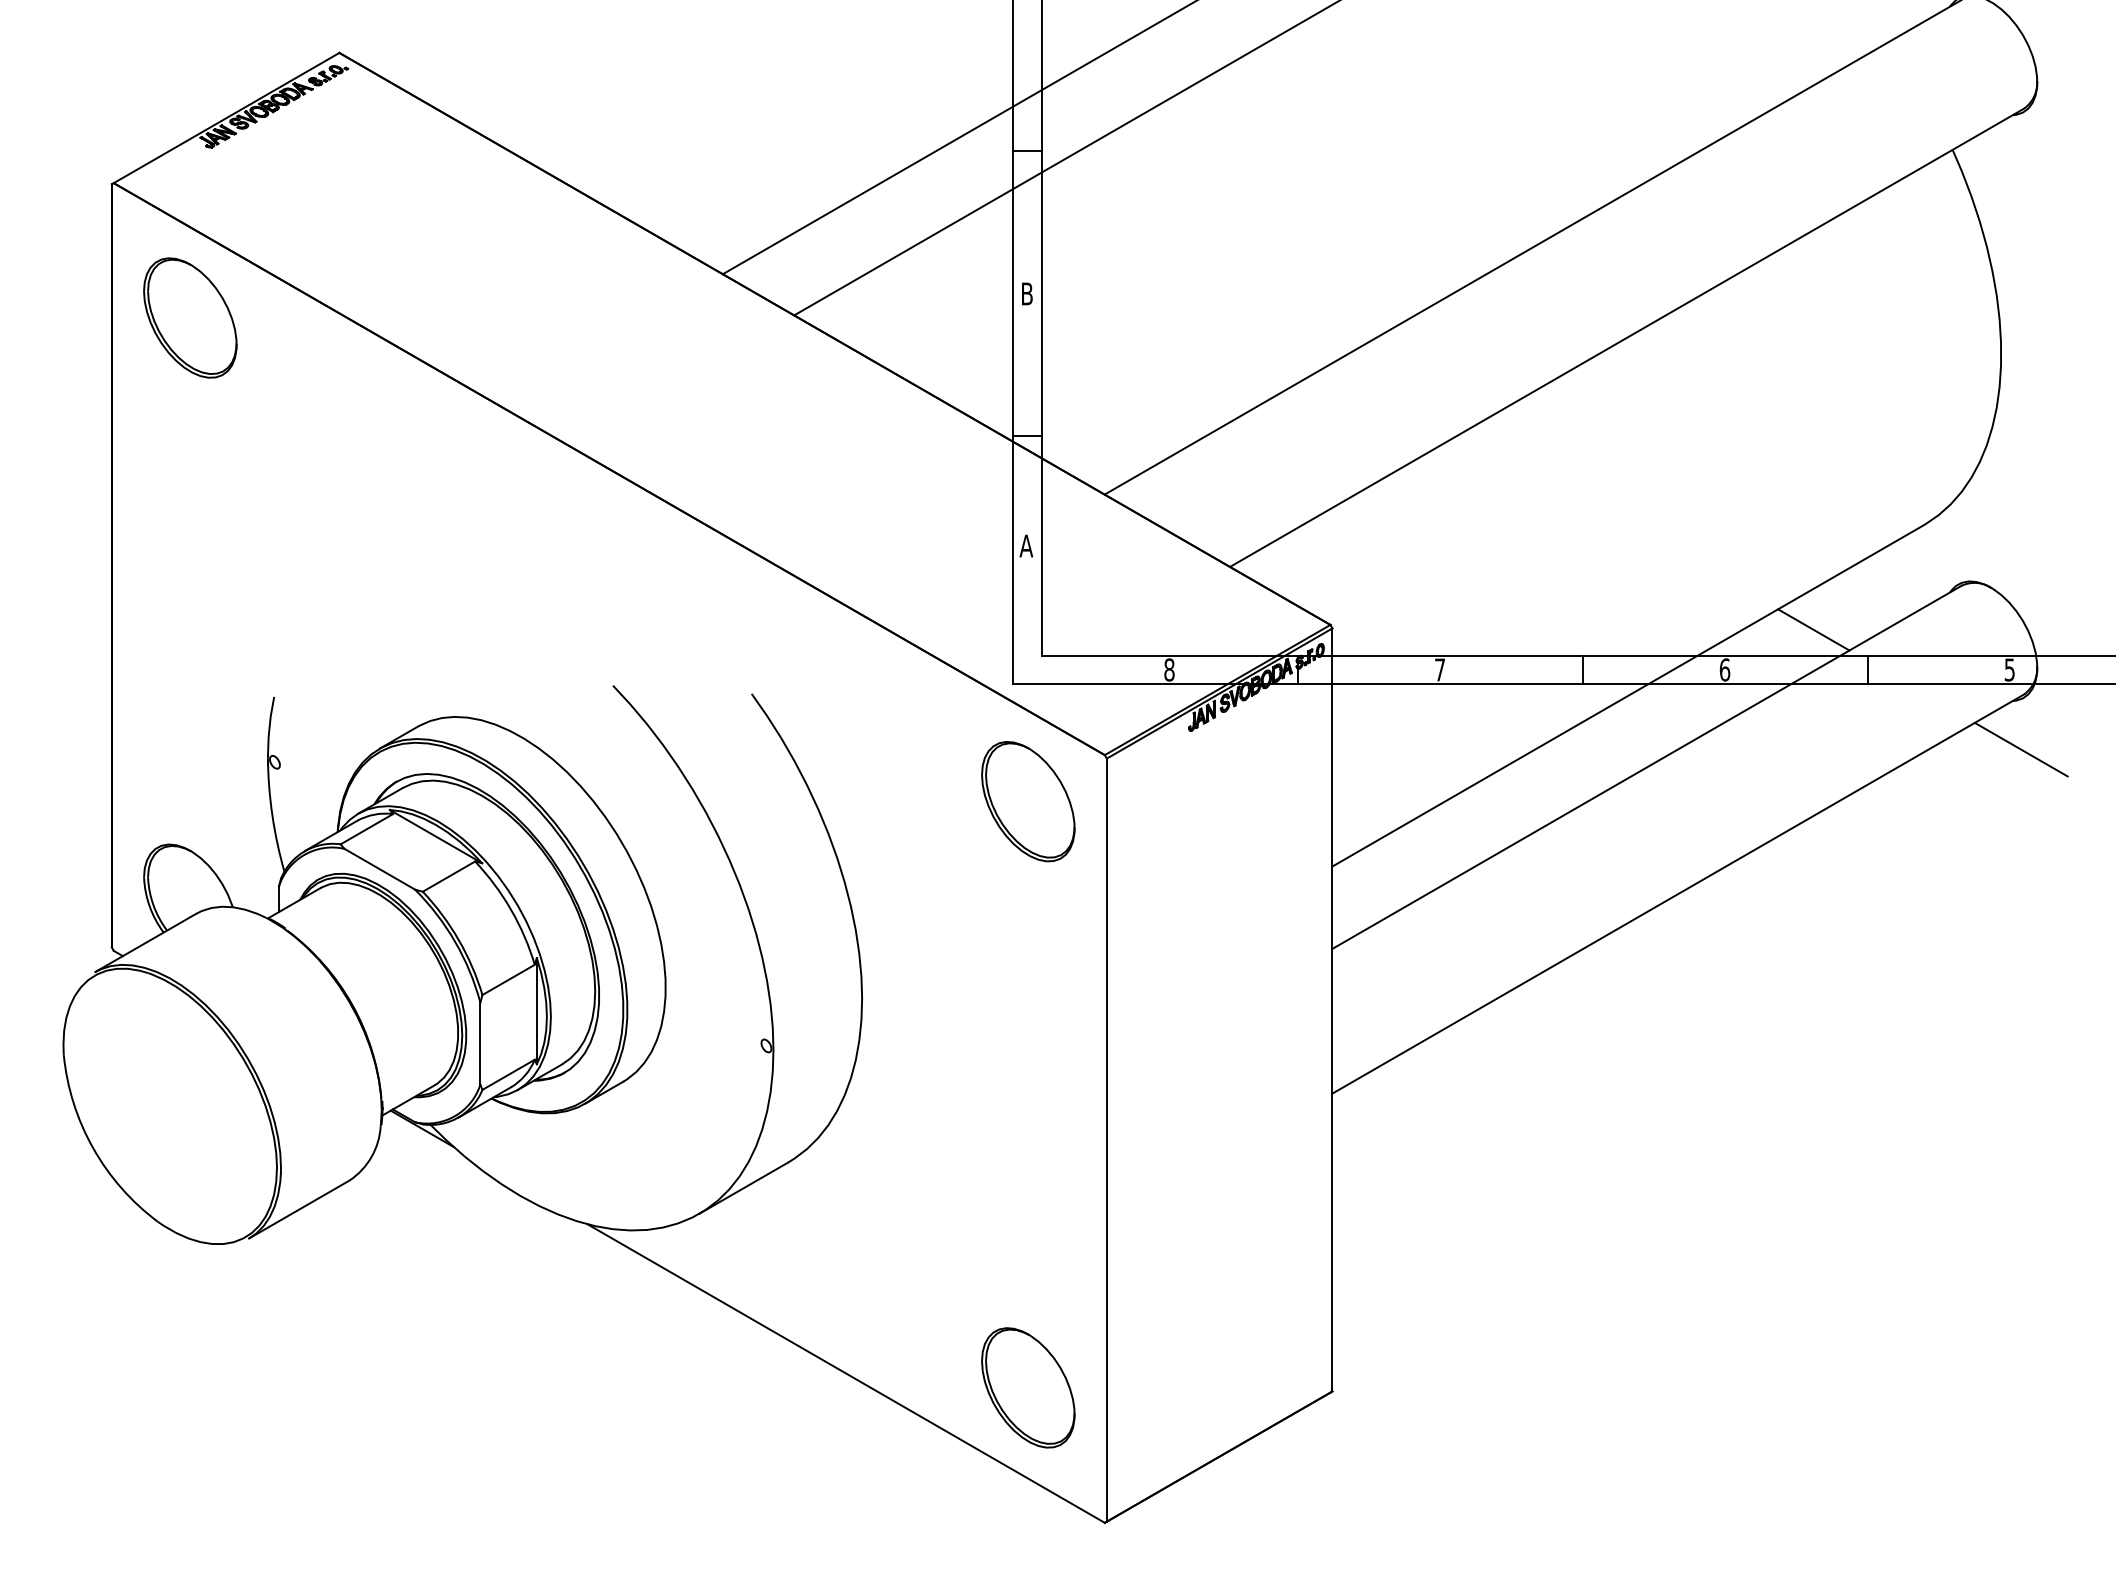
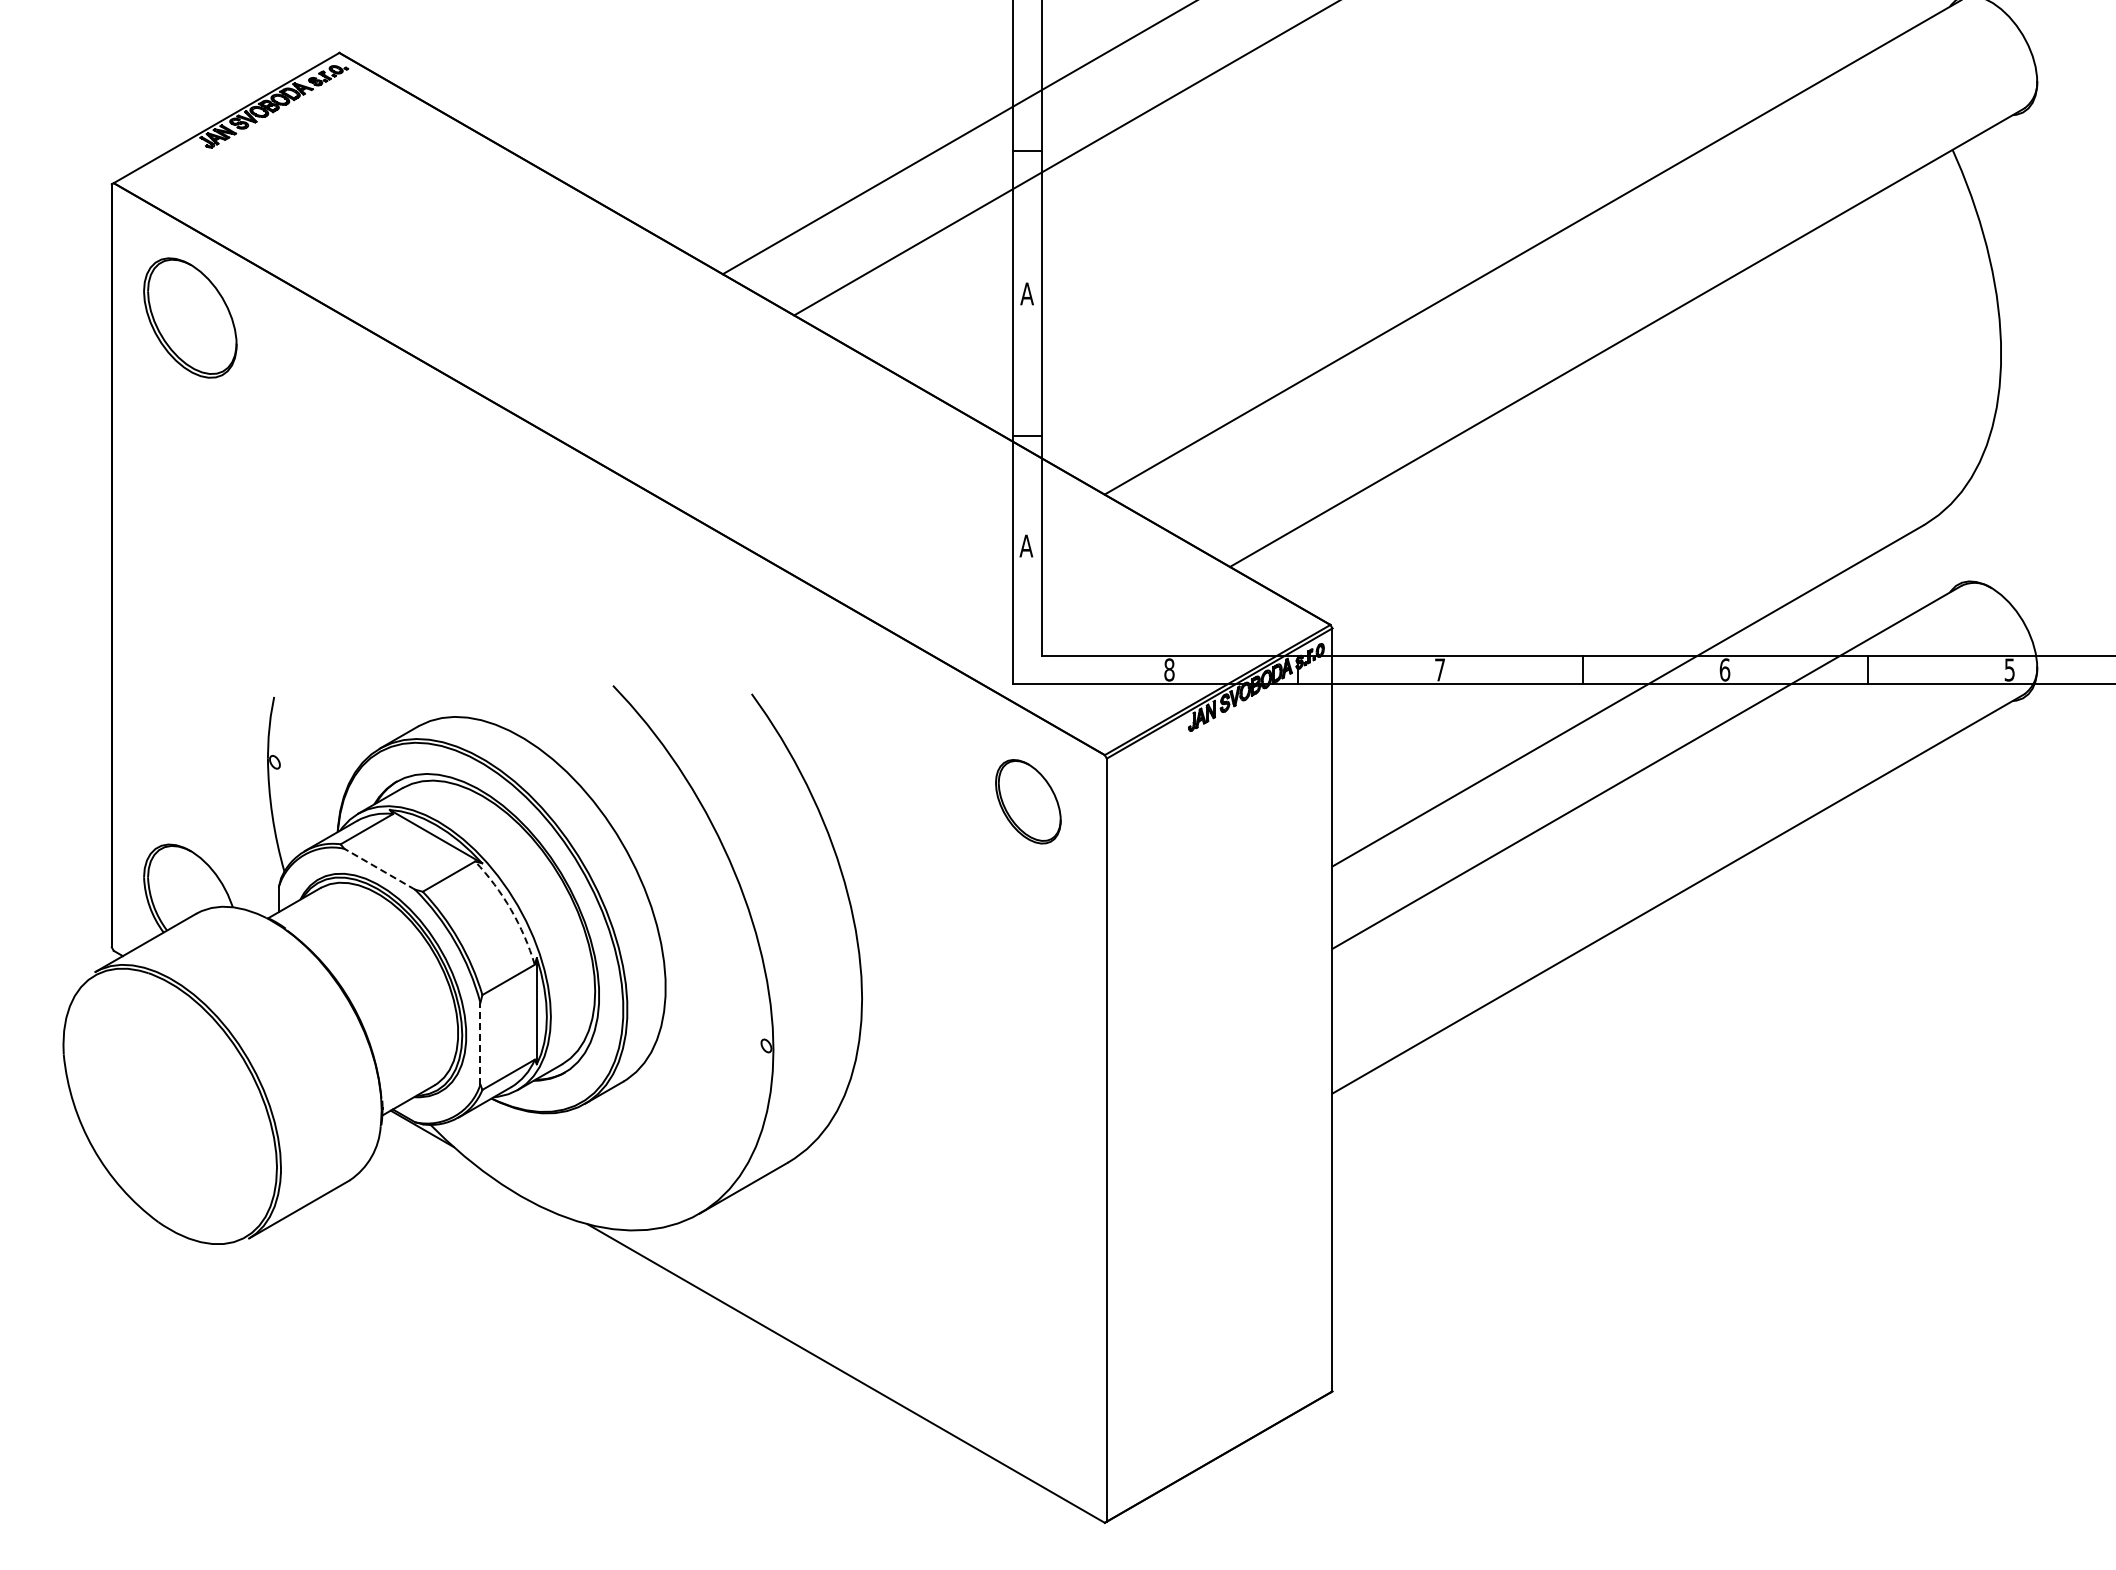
text: B -> A (1026, 293)
line: present -> none (1813, 629)
line: present -> none (2020, 749)
part size: 95x122 px -> 67x86 px (1028, 801)
line: solid -> dashed (379, 869)
arc: solid -> dashed (511, 909)
line: solid -> dashed (480, 1043)
part: present -> none (1028, 1387)
